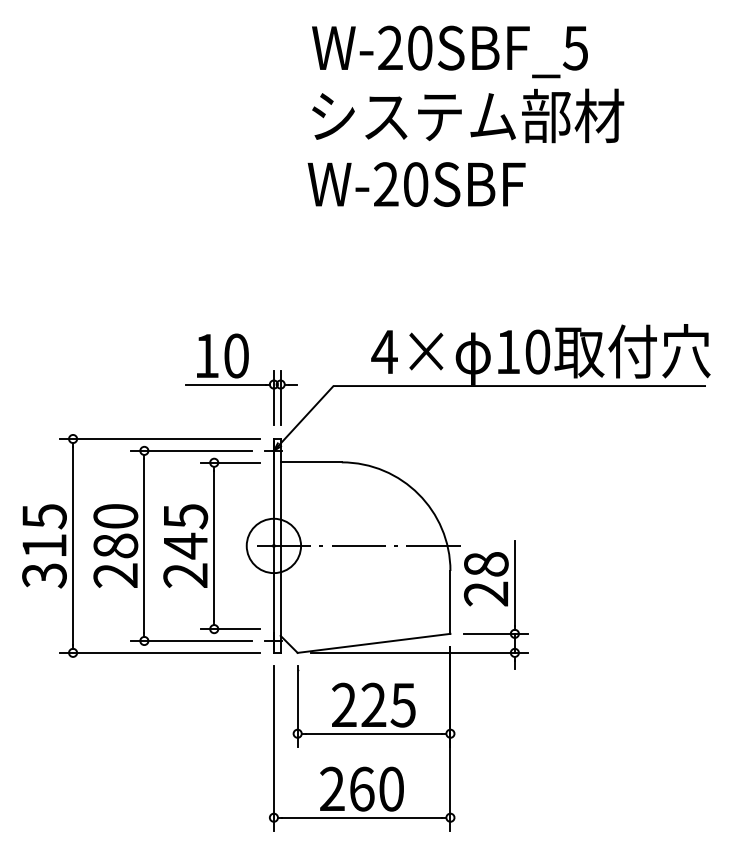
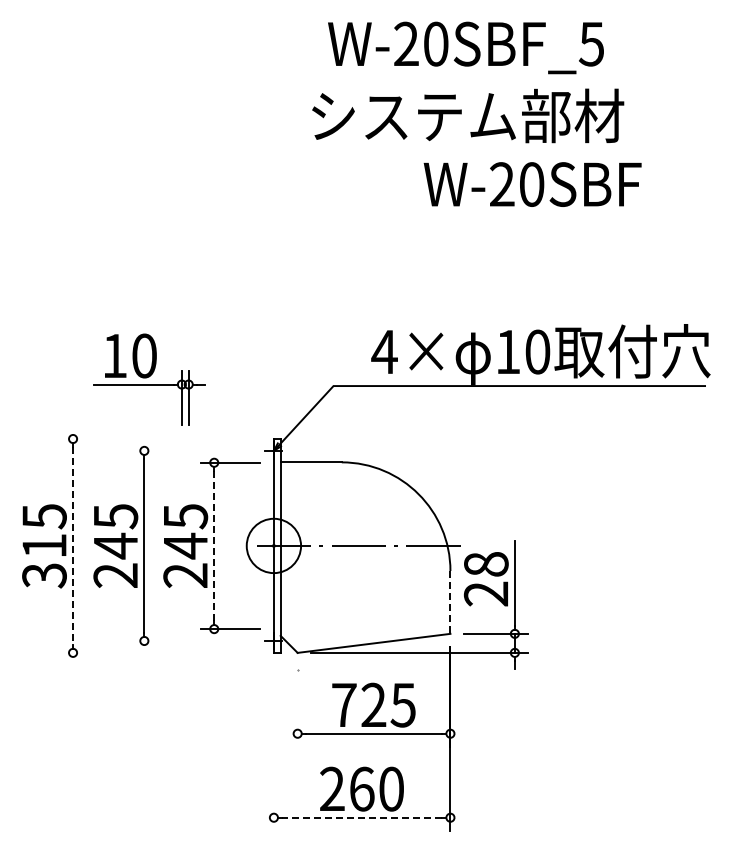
text position: (449, 51) -> (465, 47) (465, 47)
text position: (416, 184) -> (532, 184) (532, 184)
part position: (241, 379) -> (149, 379) (149, 379)
line: present -> none (159, 439)
line: present -> none (190, 450)
text: 280 -> 245 (115, 531)
line: solid -> dashed (73, 545)
line: solid -> dashed (214, 546)
line: solid -> dashed (450, 602)
line: present -> none (190, 641)
line: present -> none (159, 652)
text: 225 -> 725 (344, 704)
line: present -> none (297, 706)
line: present -> none (273, 748)
line: solid -> dashed (361, 817)
